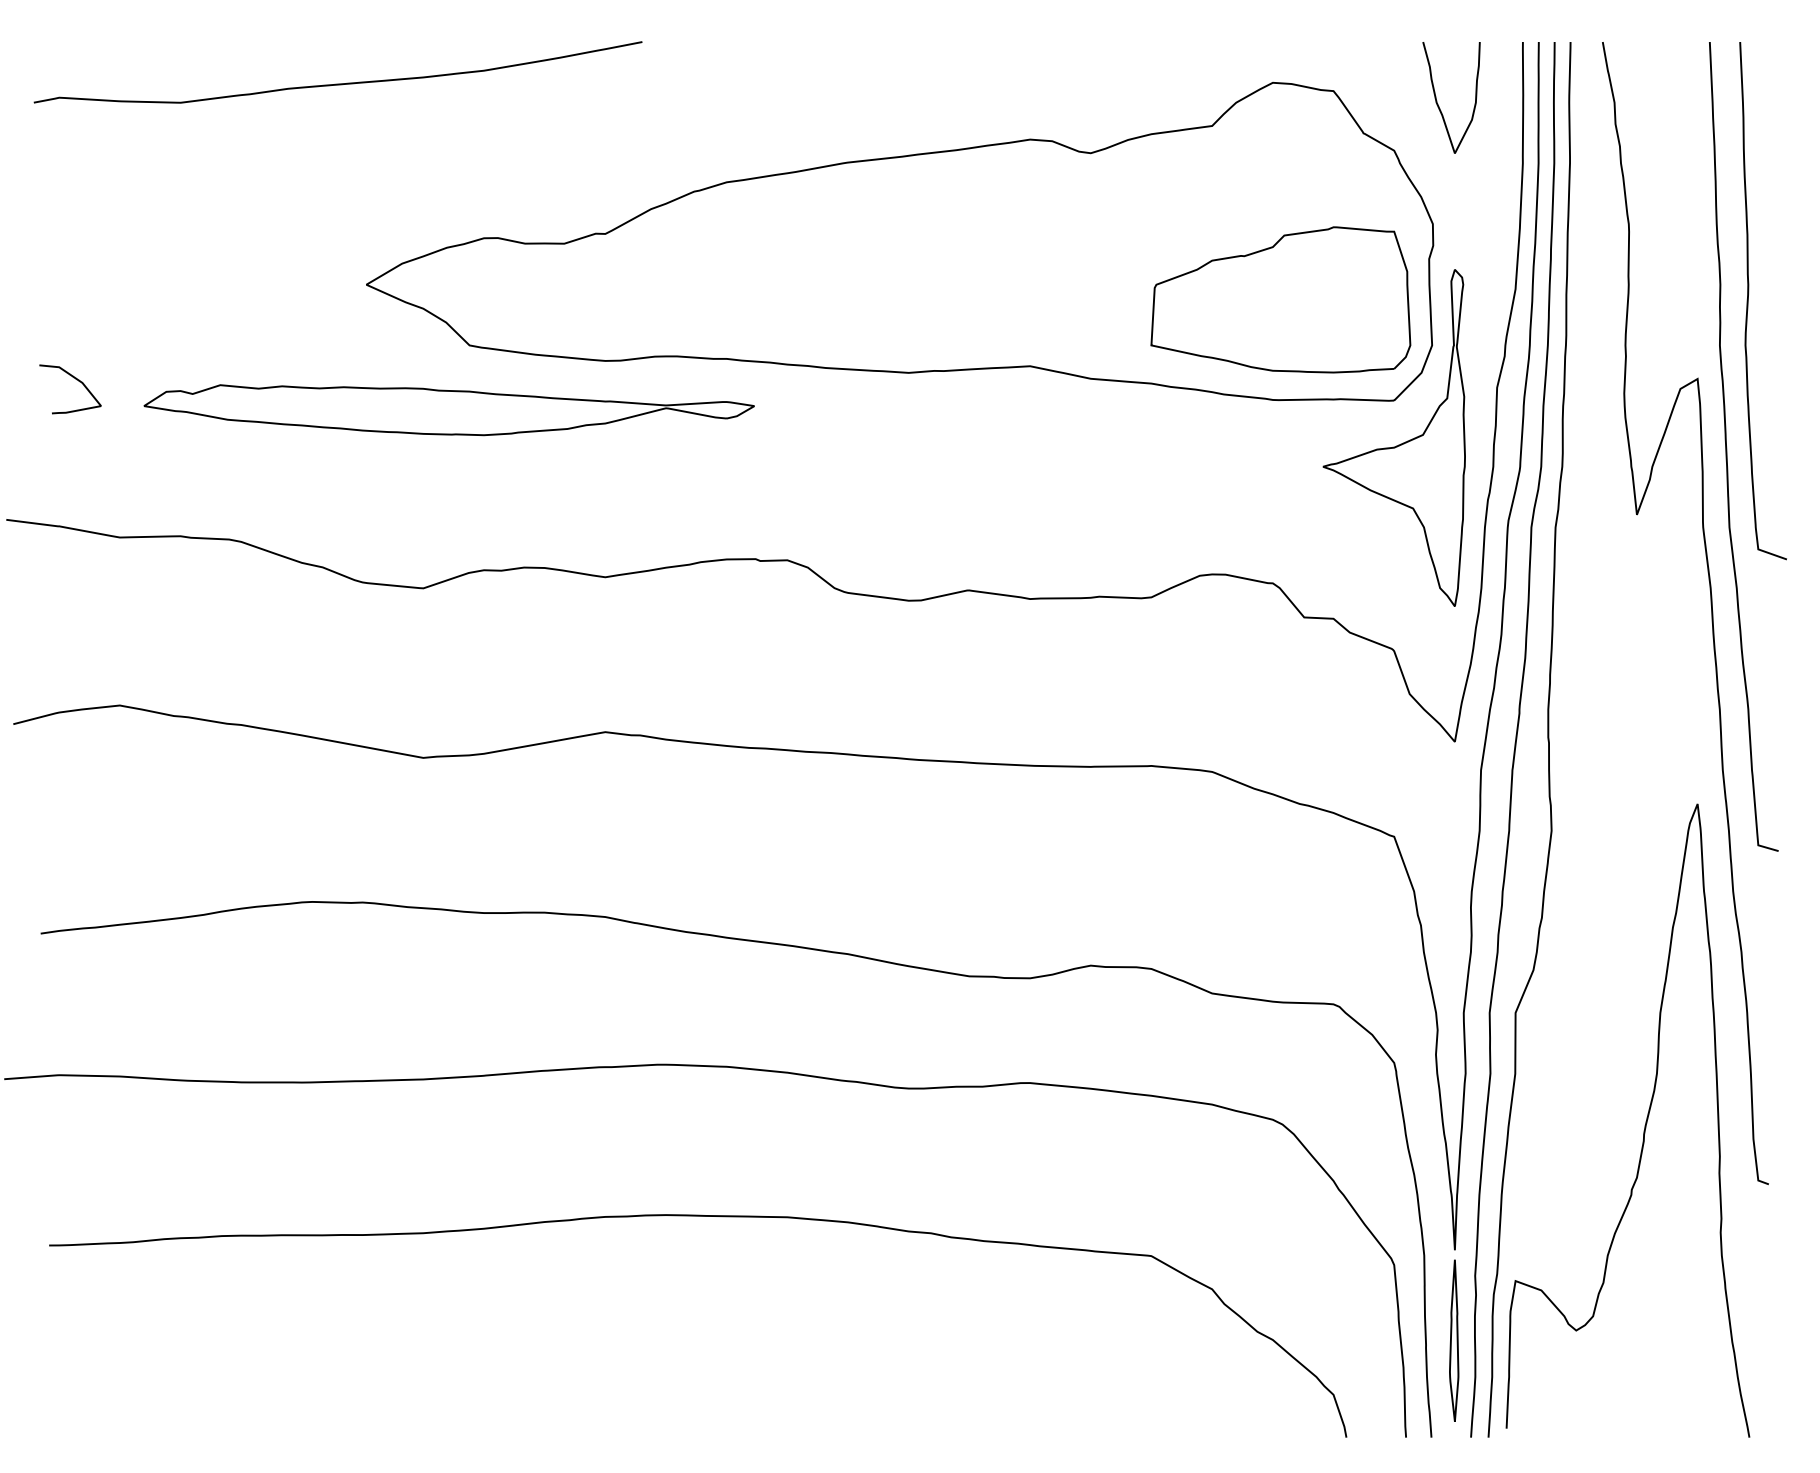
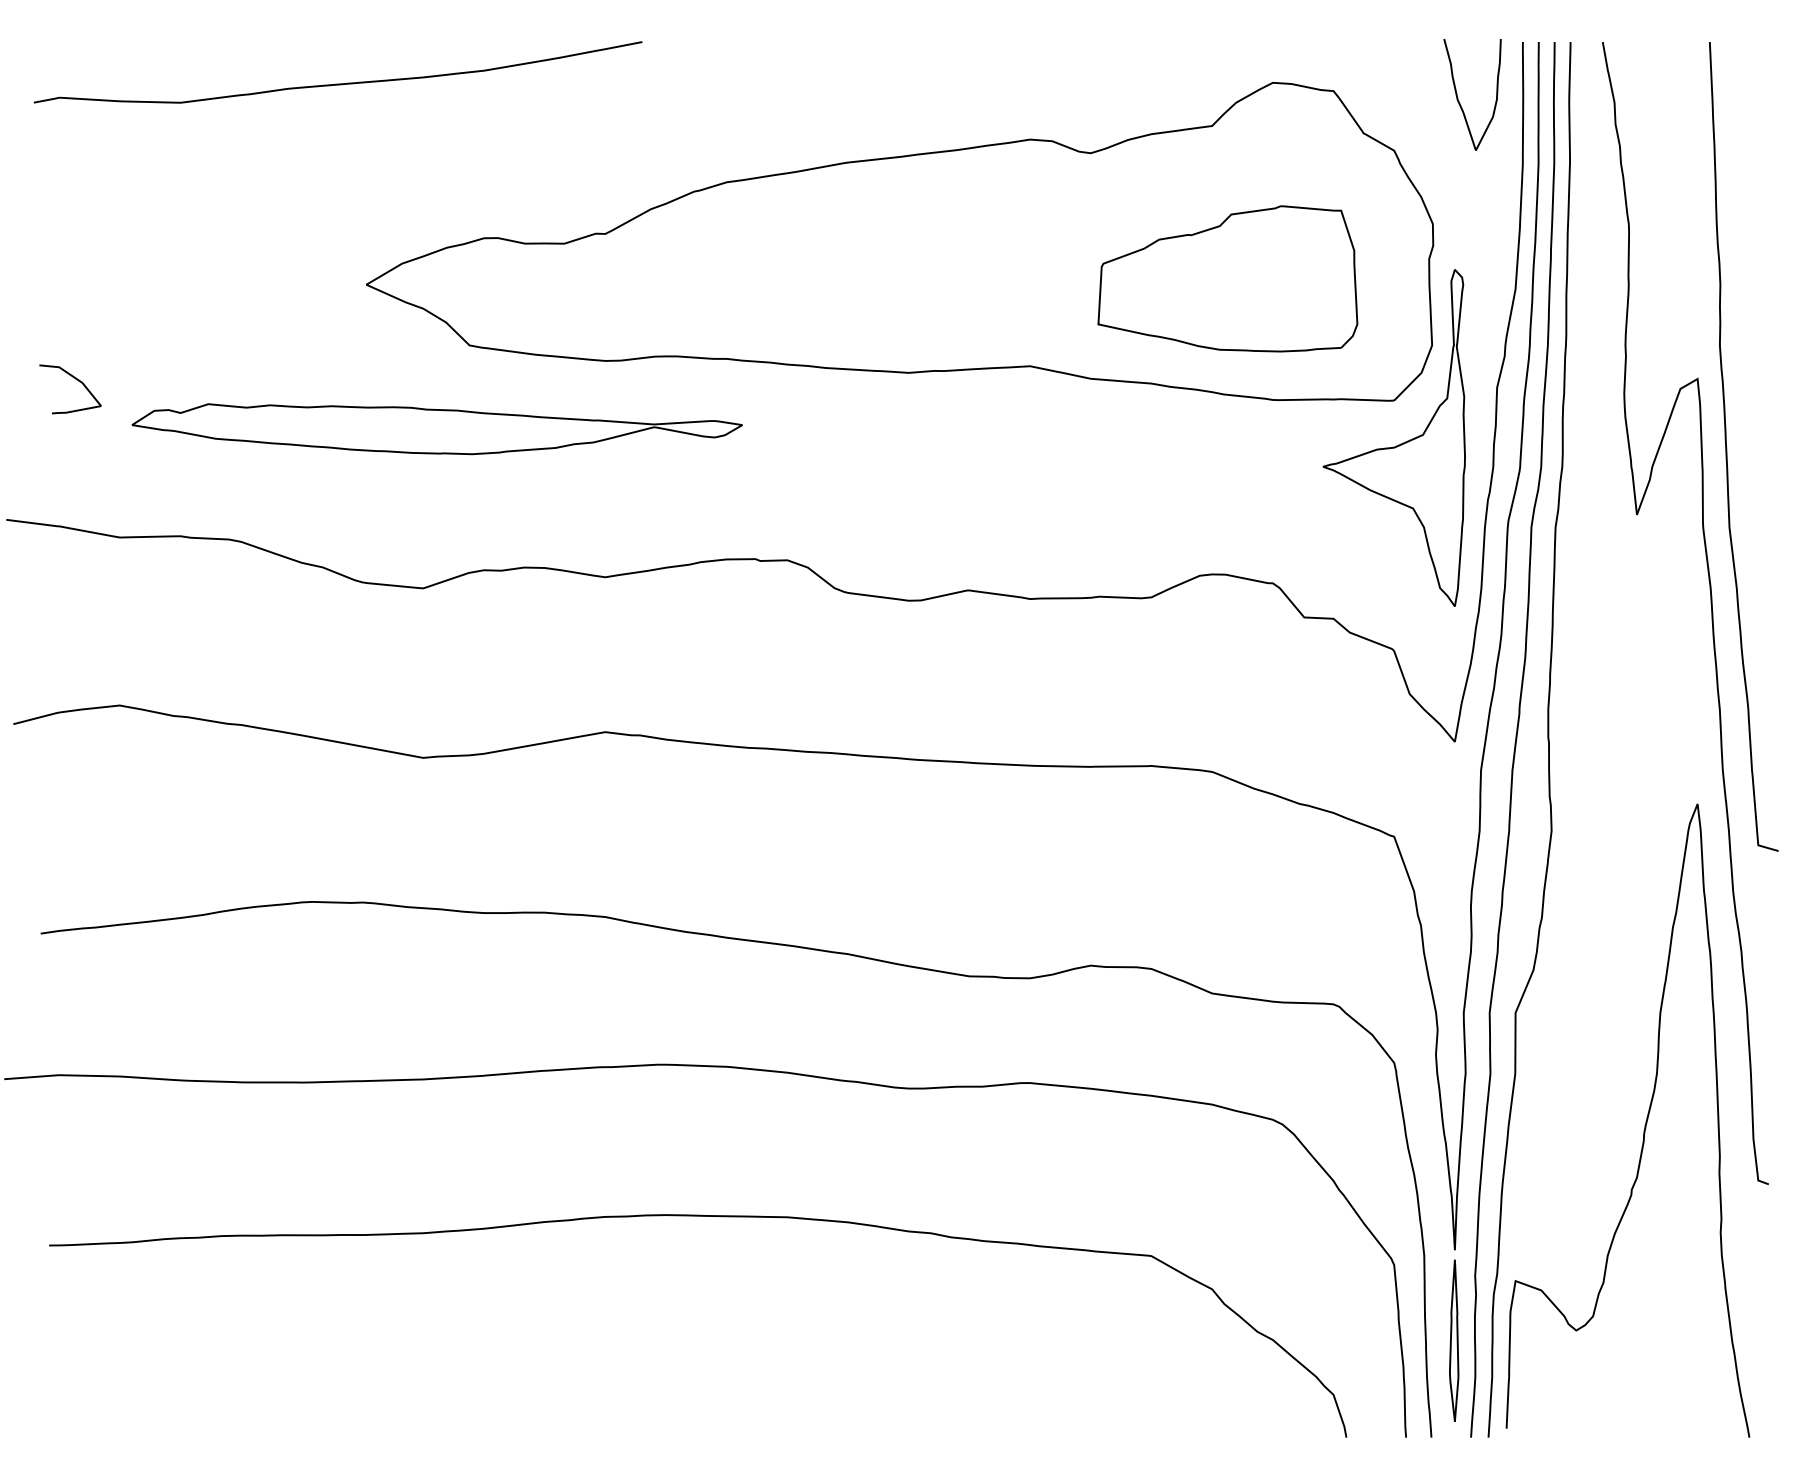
curve position: (1437, 100) -> (1458, 97) (1458, 97)
part position: (1280, 299) -> (1227, 278) (1227, 278)
curve: present -> none (1748, 301)
part position: (448, 410) -> (436, 429) (436, 429)
